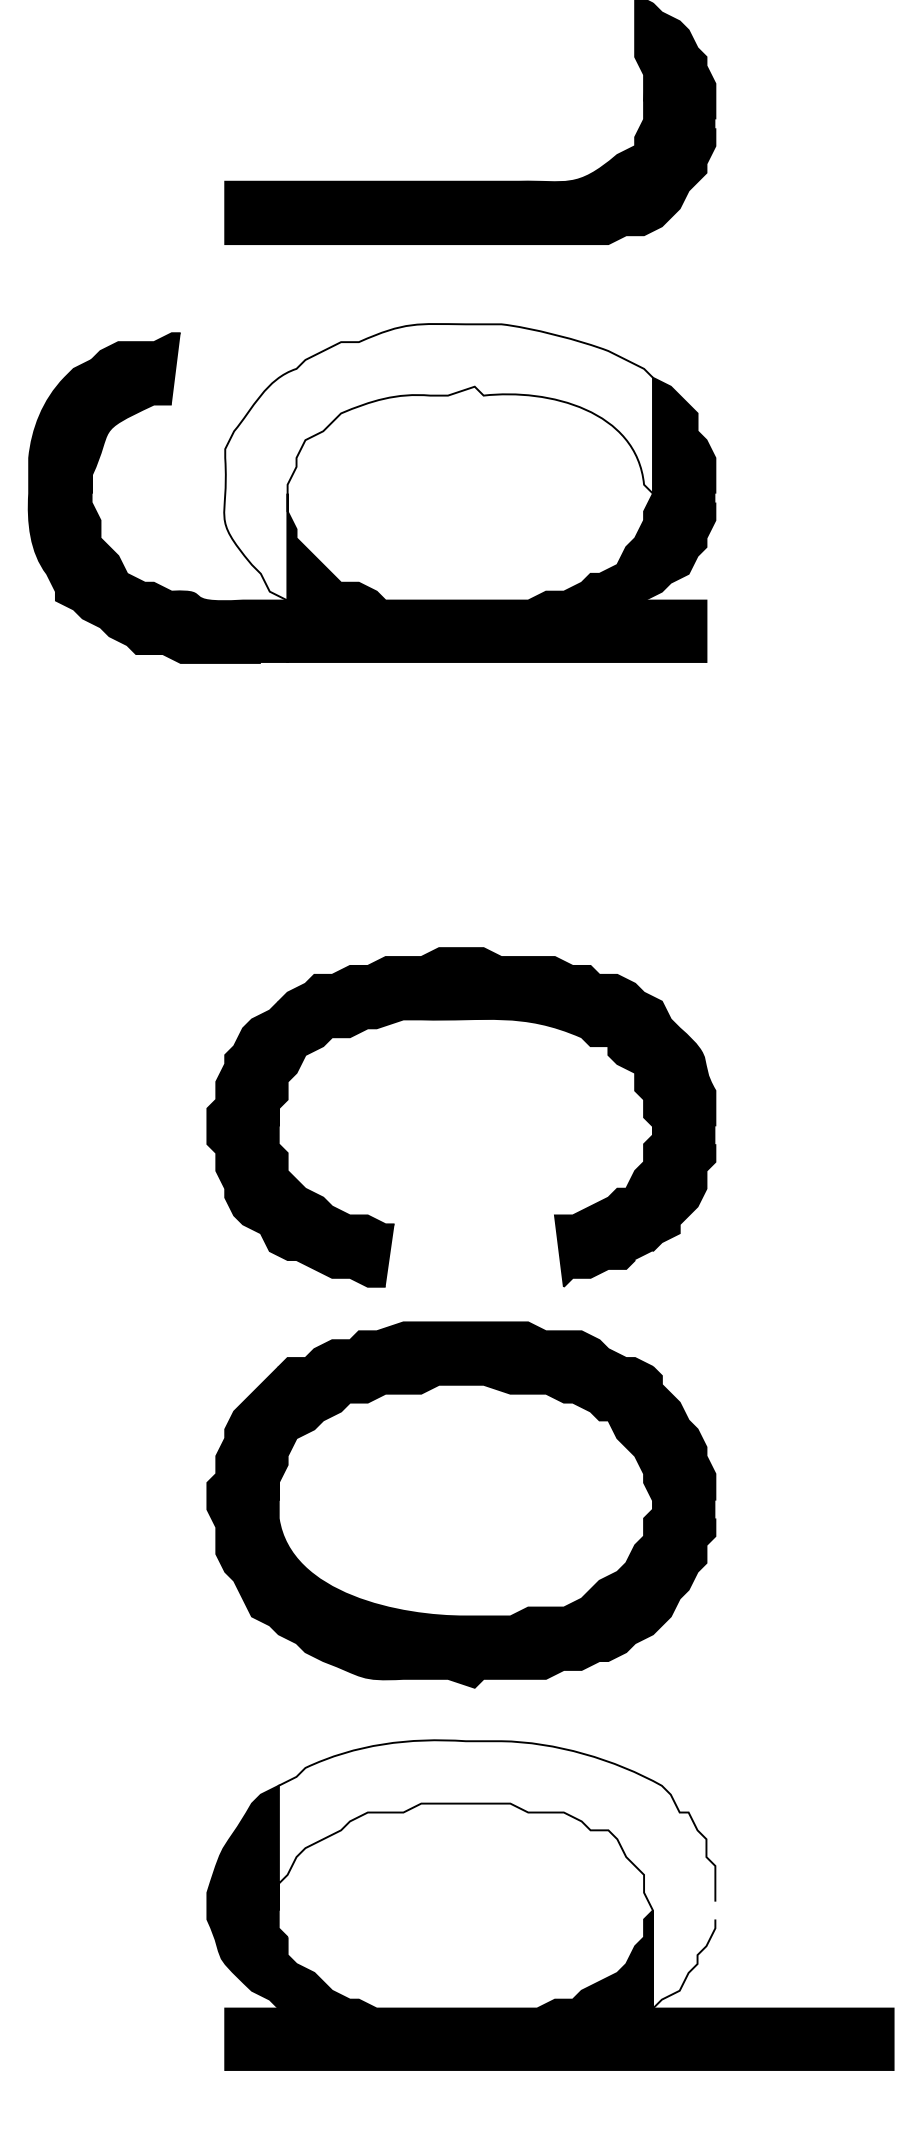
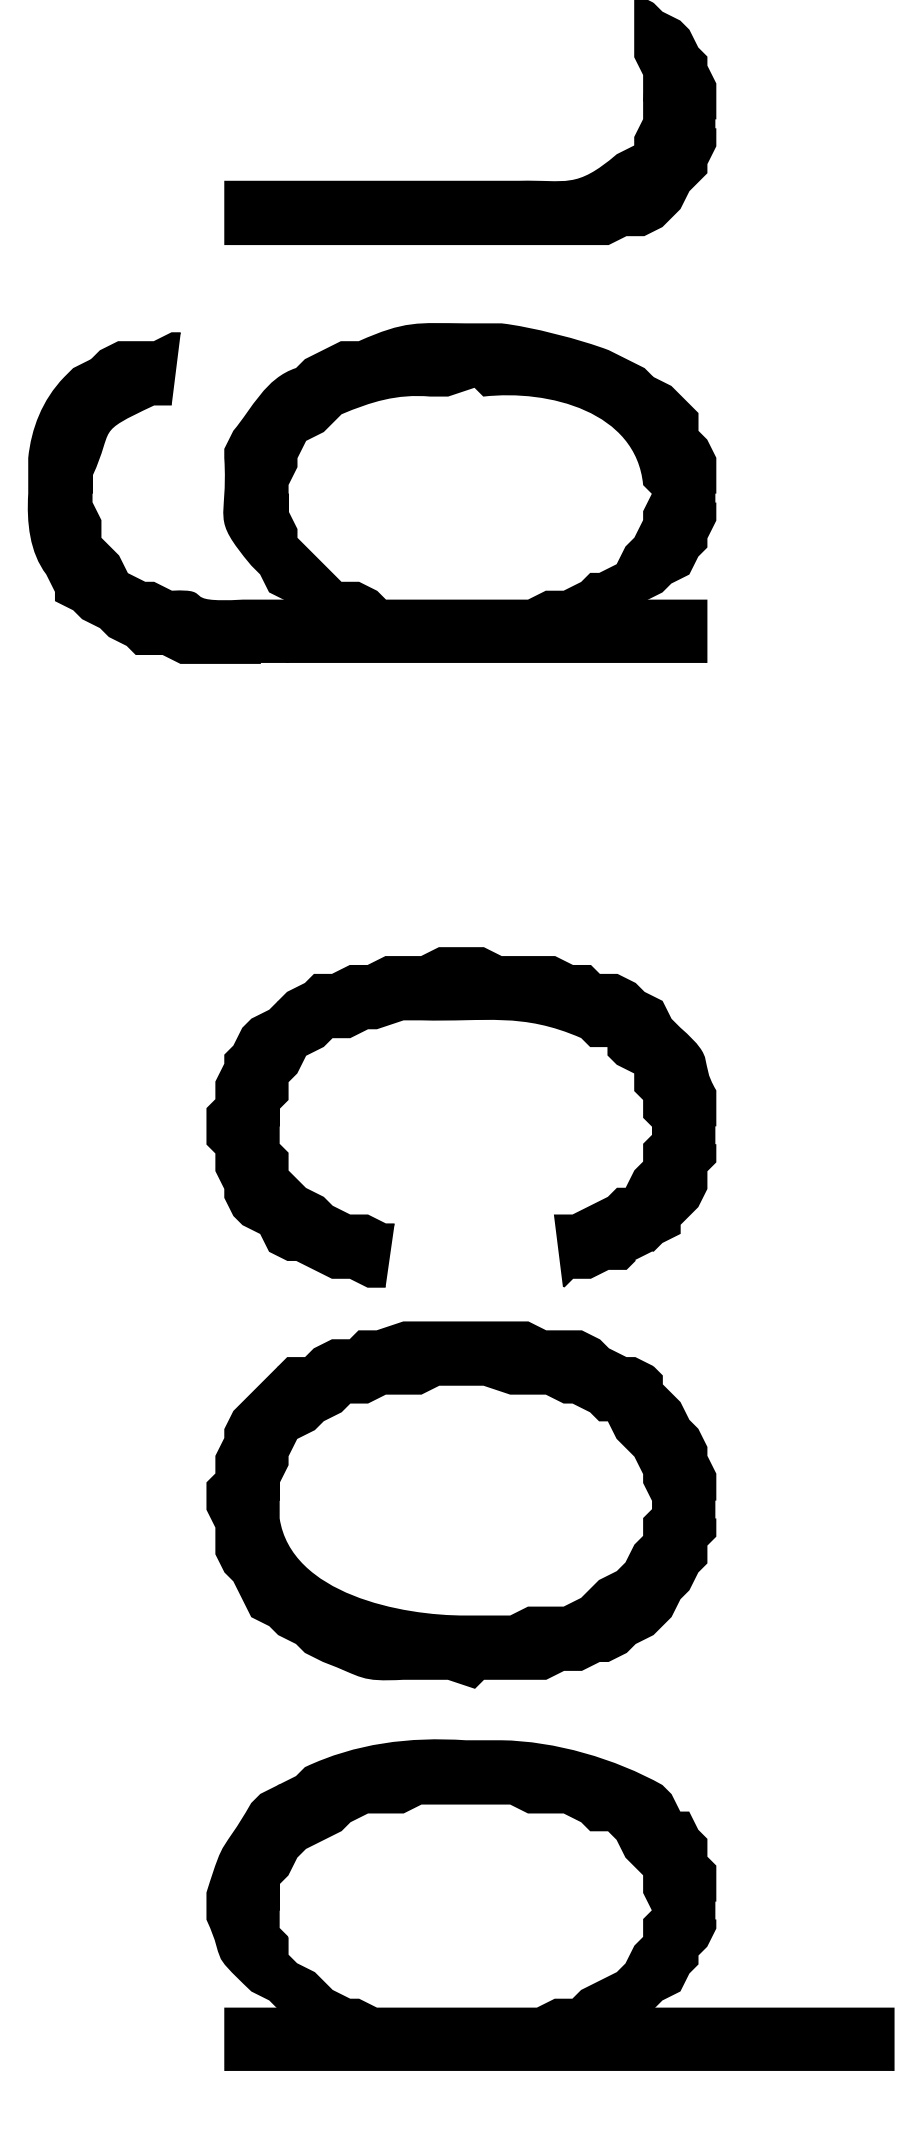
fill: none -> present (438, 493)
fill: none -> present (496, 1874)
